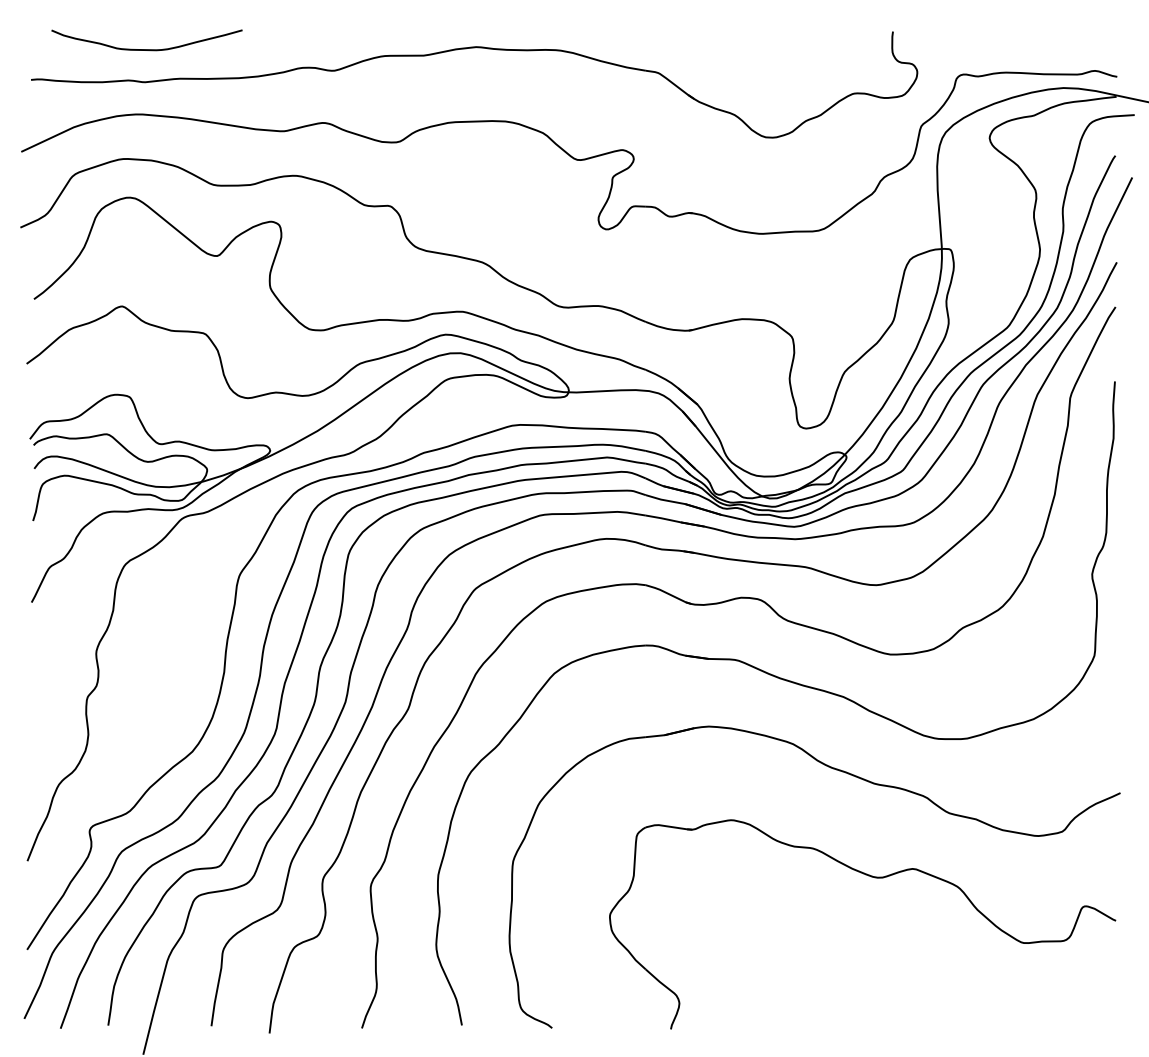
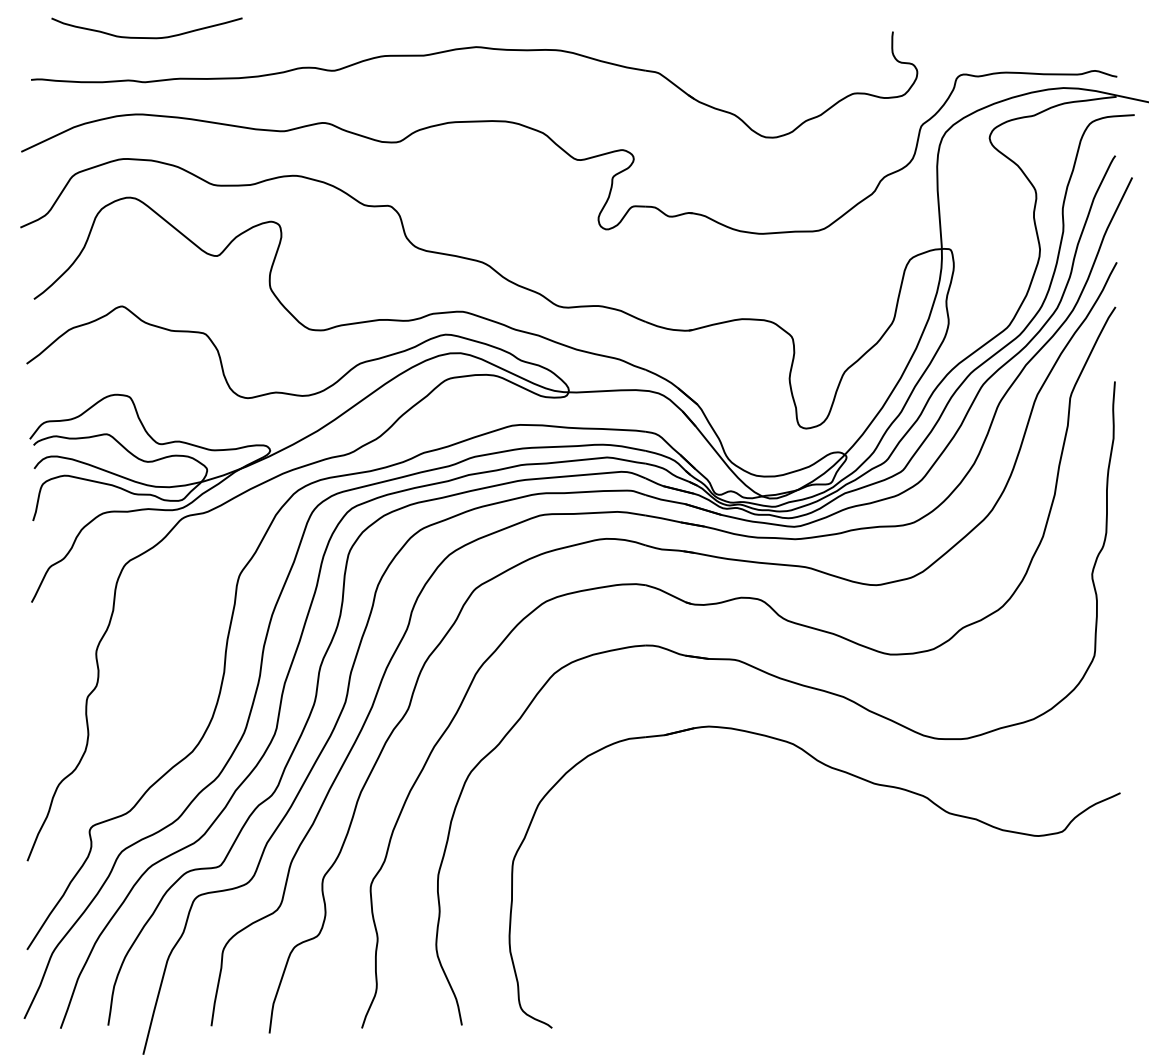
curve position: (146, 49) -> (146, 37) (146, 37)
part: present -> none (874, 878)
